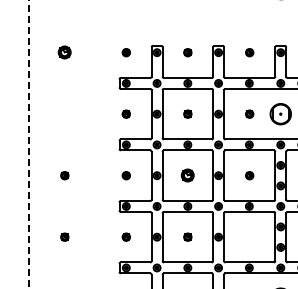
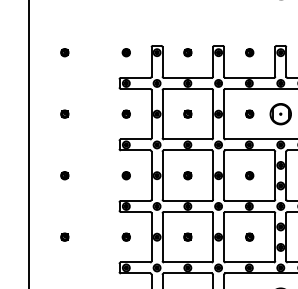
part size: 15x15 px -> 10x10 px (64, 52)
part: none -> present (64, 113)
line: dashed -> solid (29, 144)
part size: 15x15 px -> 10x10 px (187, 175)
part: none -> present (249, 236)
